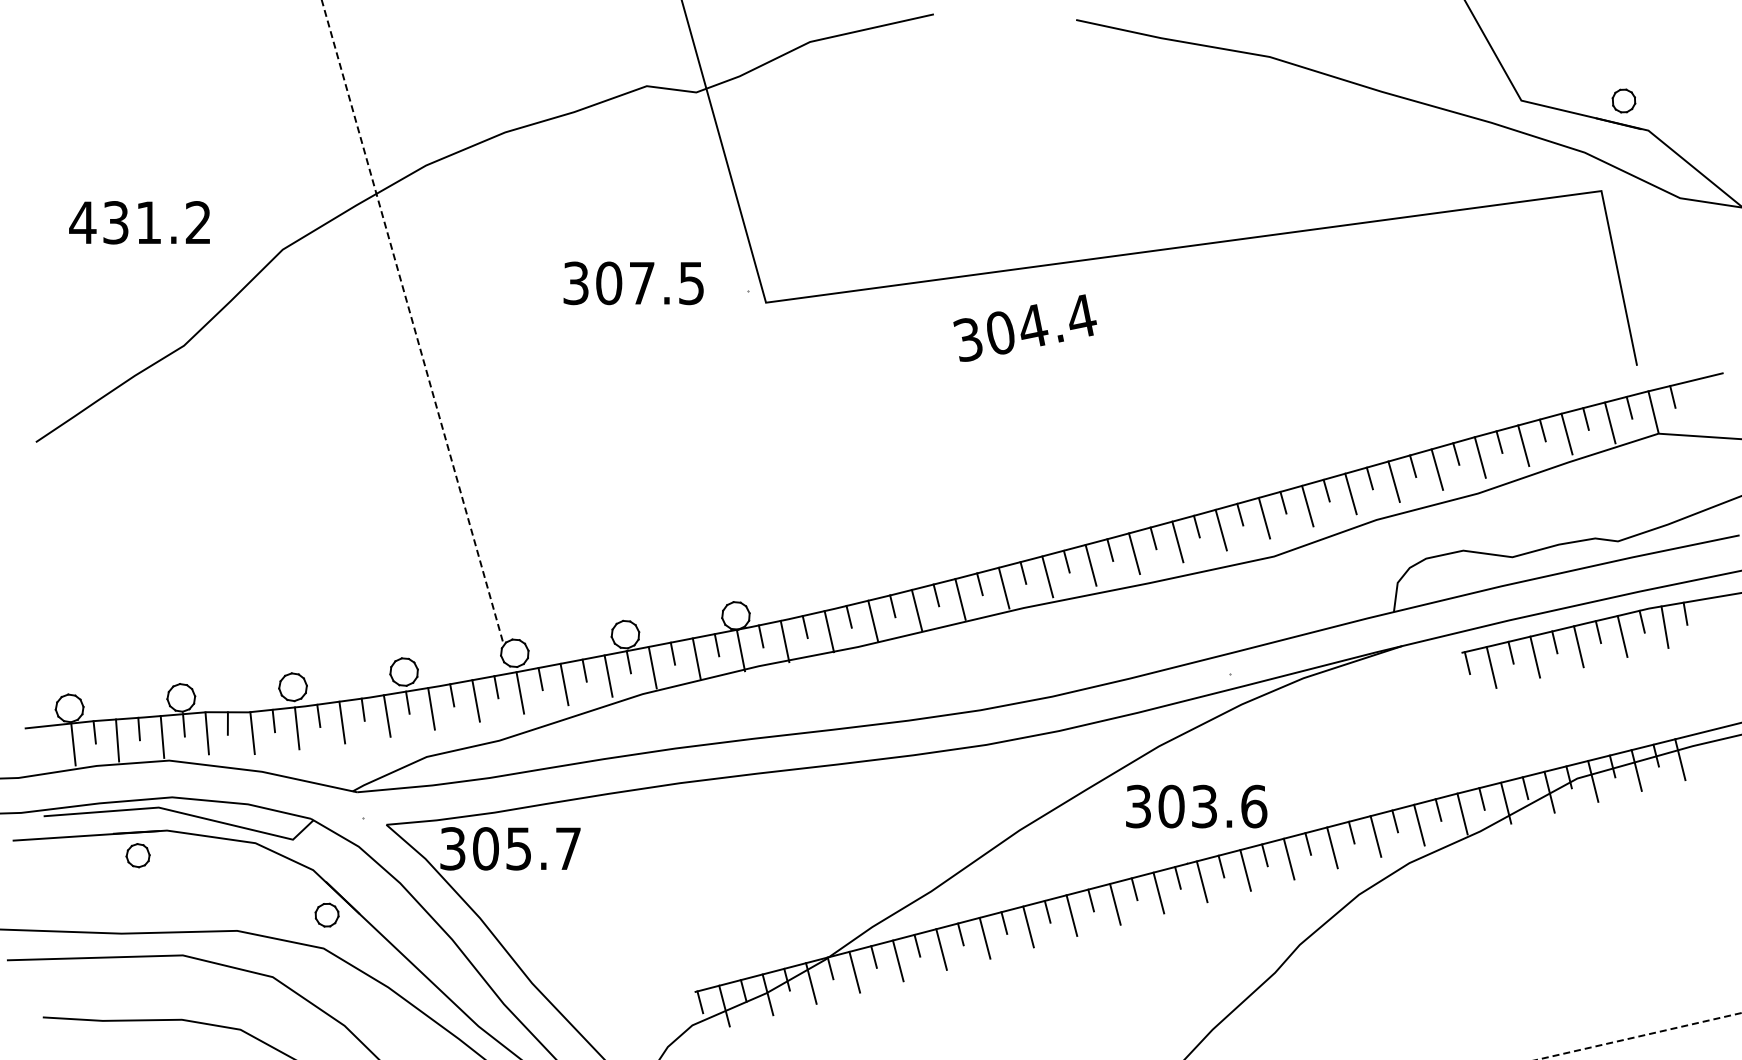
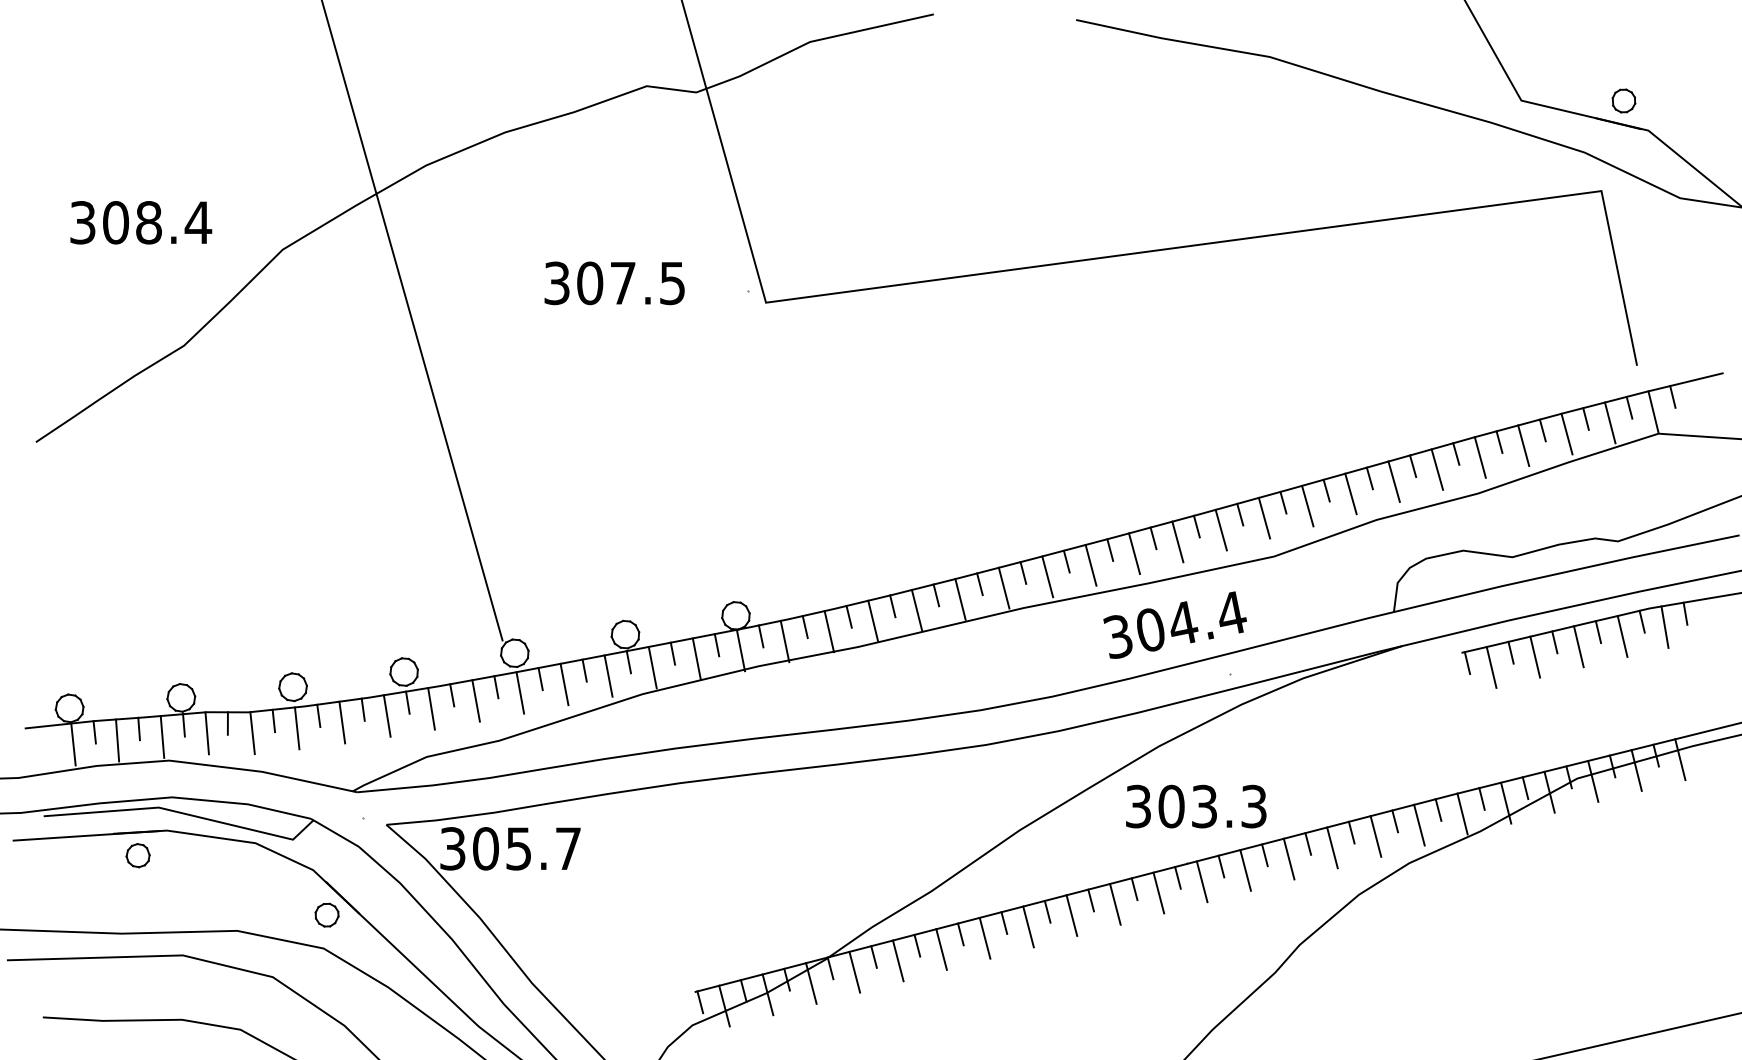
text: 431.2 -> 308.4 (140, 222)
text position: (633, 283) -> (614, 283) (614, 283)
line: dashed -> solid (412, 320)
text position: (1024, 327) -> (1174, 624) (1174, 624)
text: 303.6 -> 303.3 (1254, 806)
line: dashed -> solid (1639, 1036)
